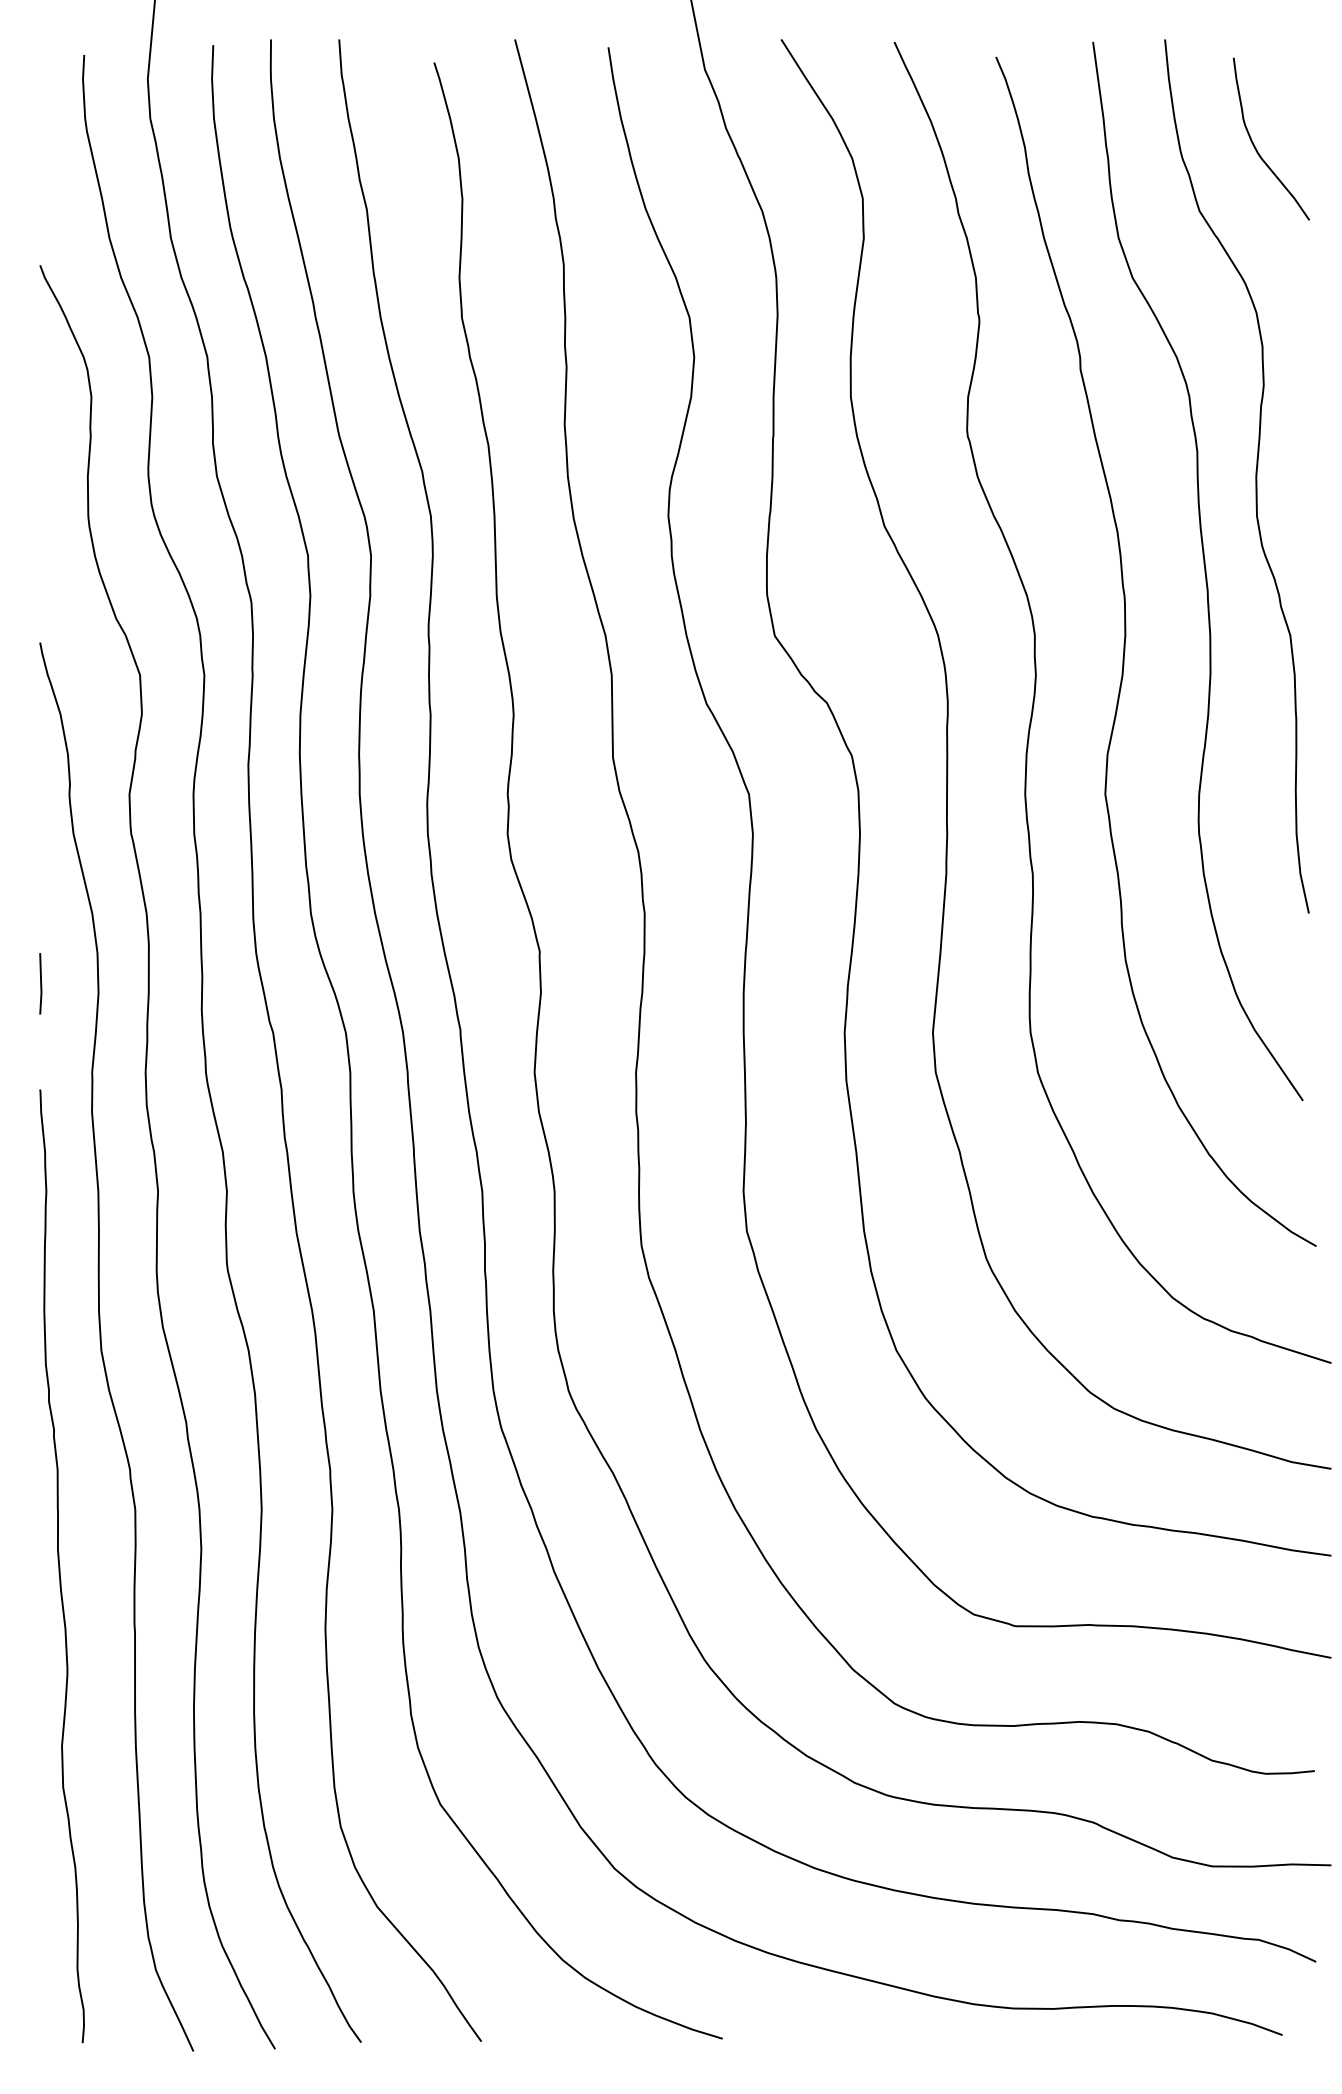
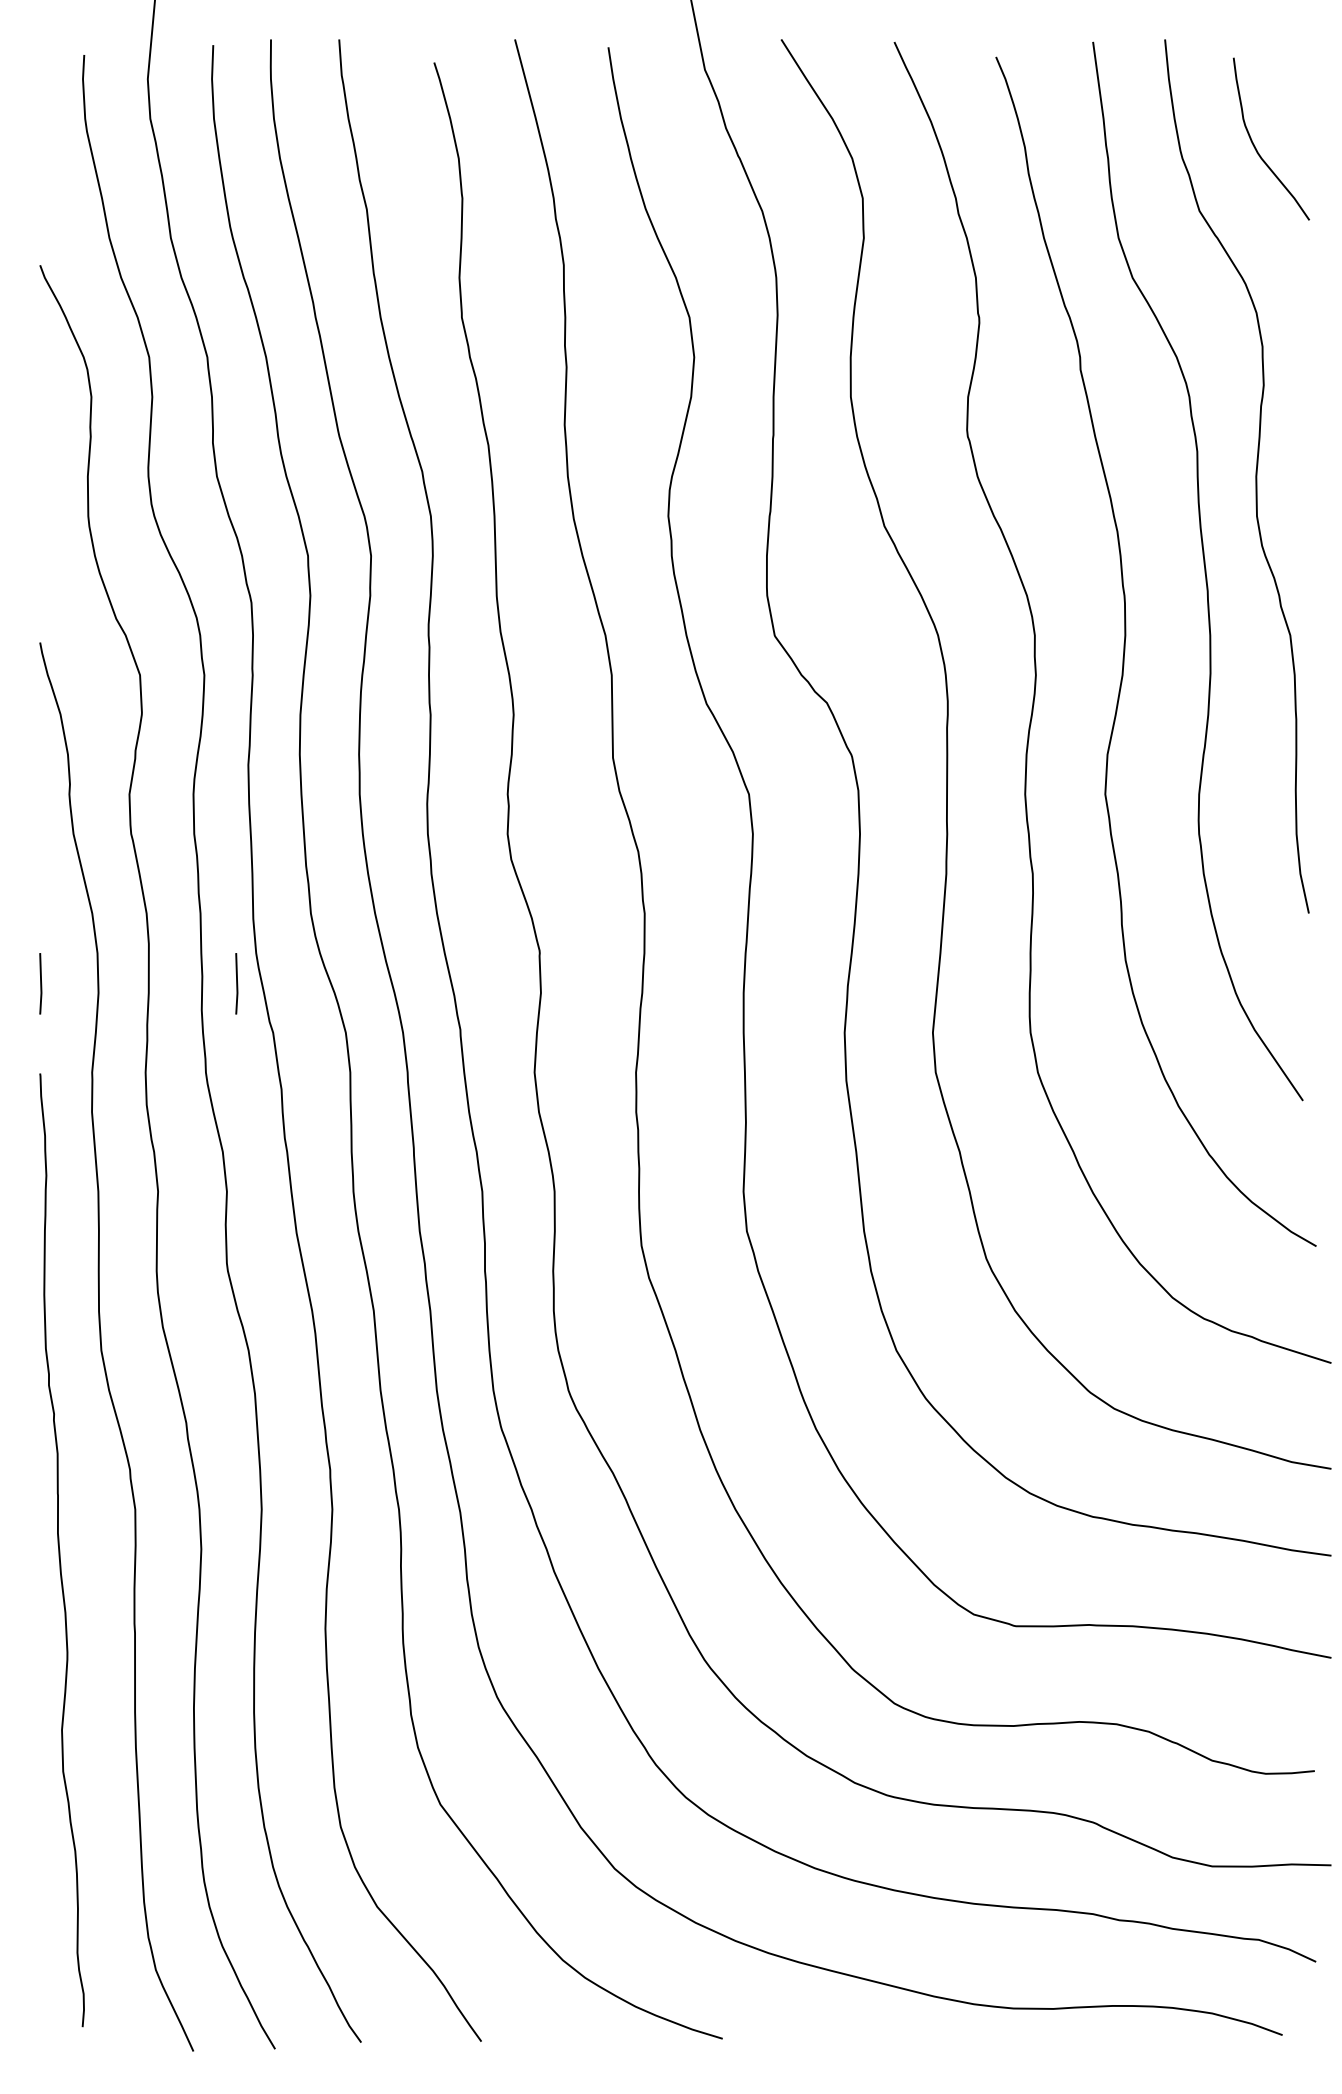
line: none -> present (236, 983)
curve position: (60, 1566) -> (60, 1550) (60, 1550)
